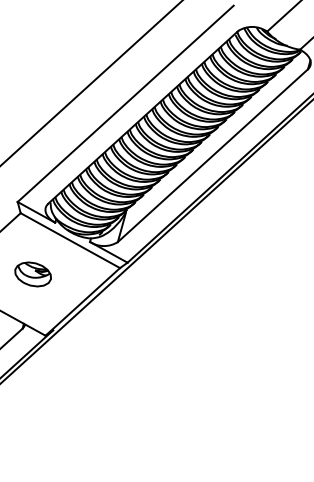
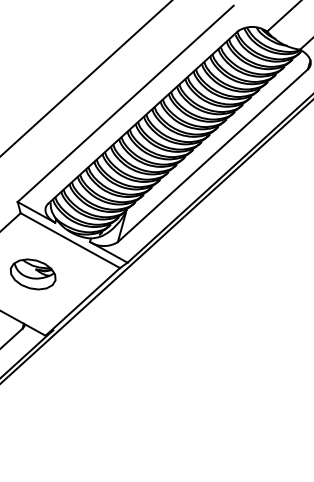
line position: (91, 83) -> (86, 78) (86, 78)
part size: 38x27 px -> 48x33 px (32, 274)
